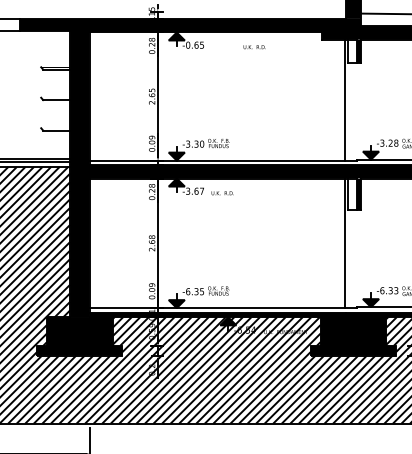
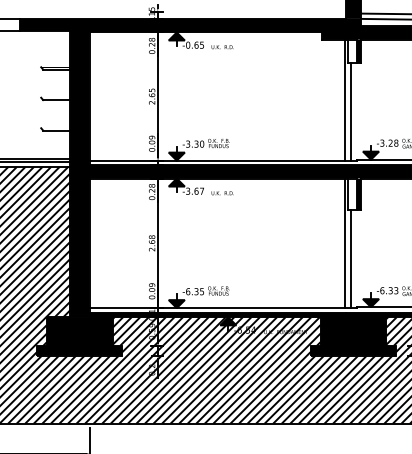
line: none -> present (384, 18)
text position: (254, 47) -> (222, 47) (222, 47)
line: none -> present (351, 111)
line: none -> present (351, 259)
